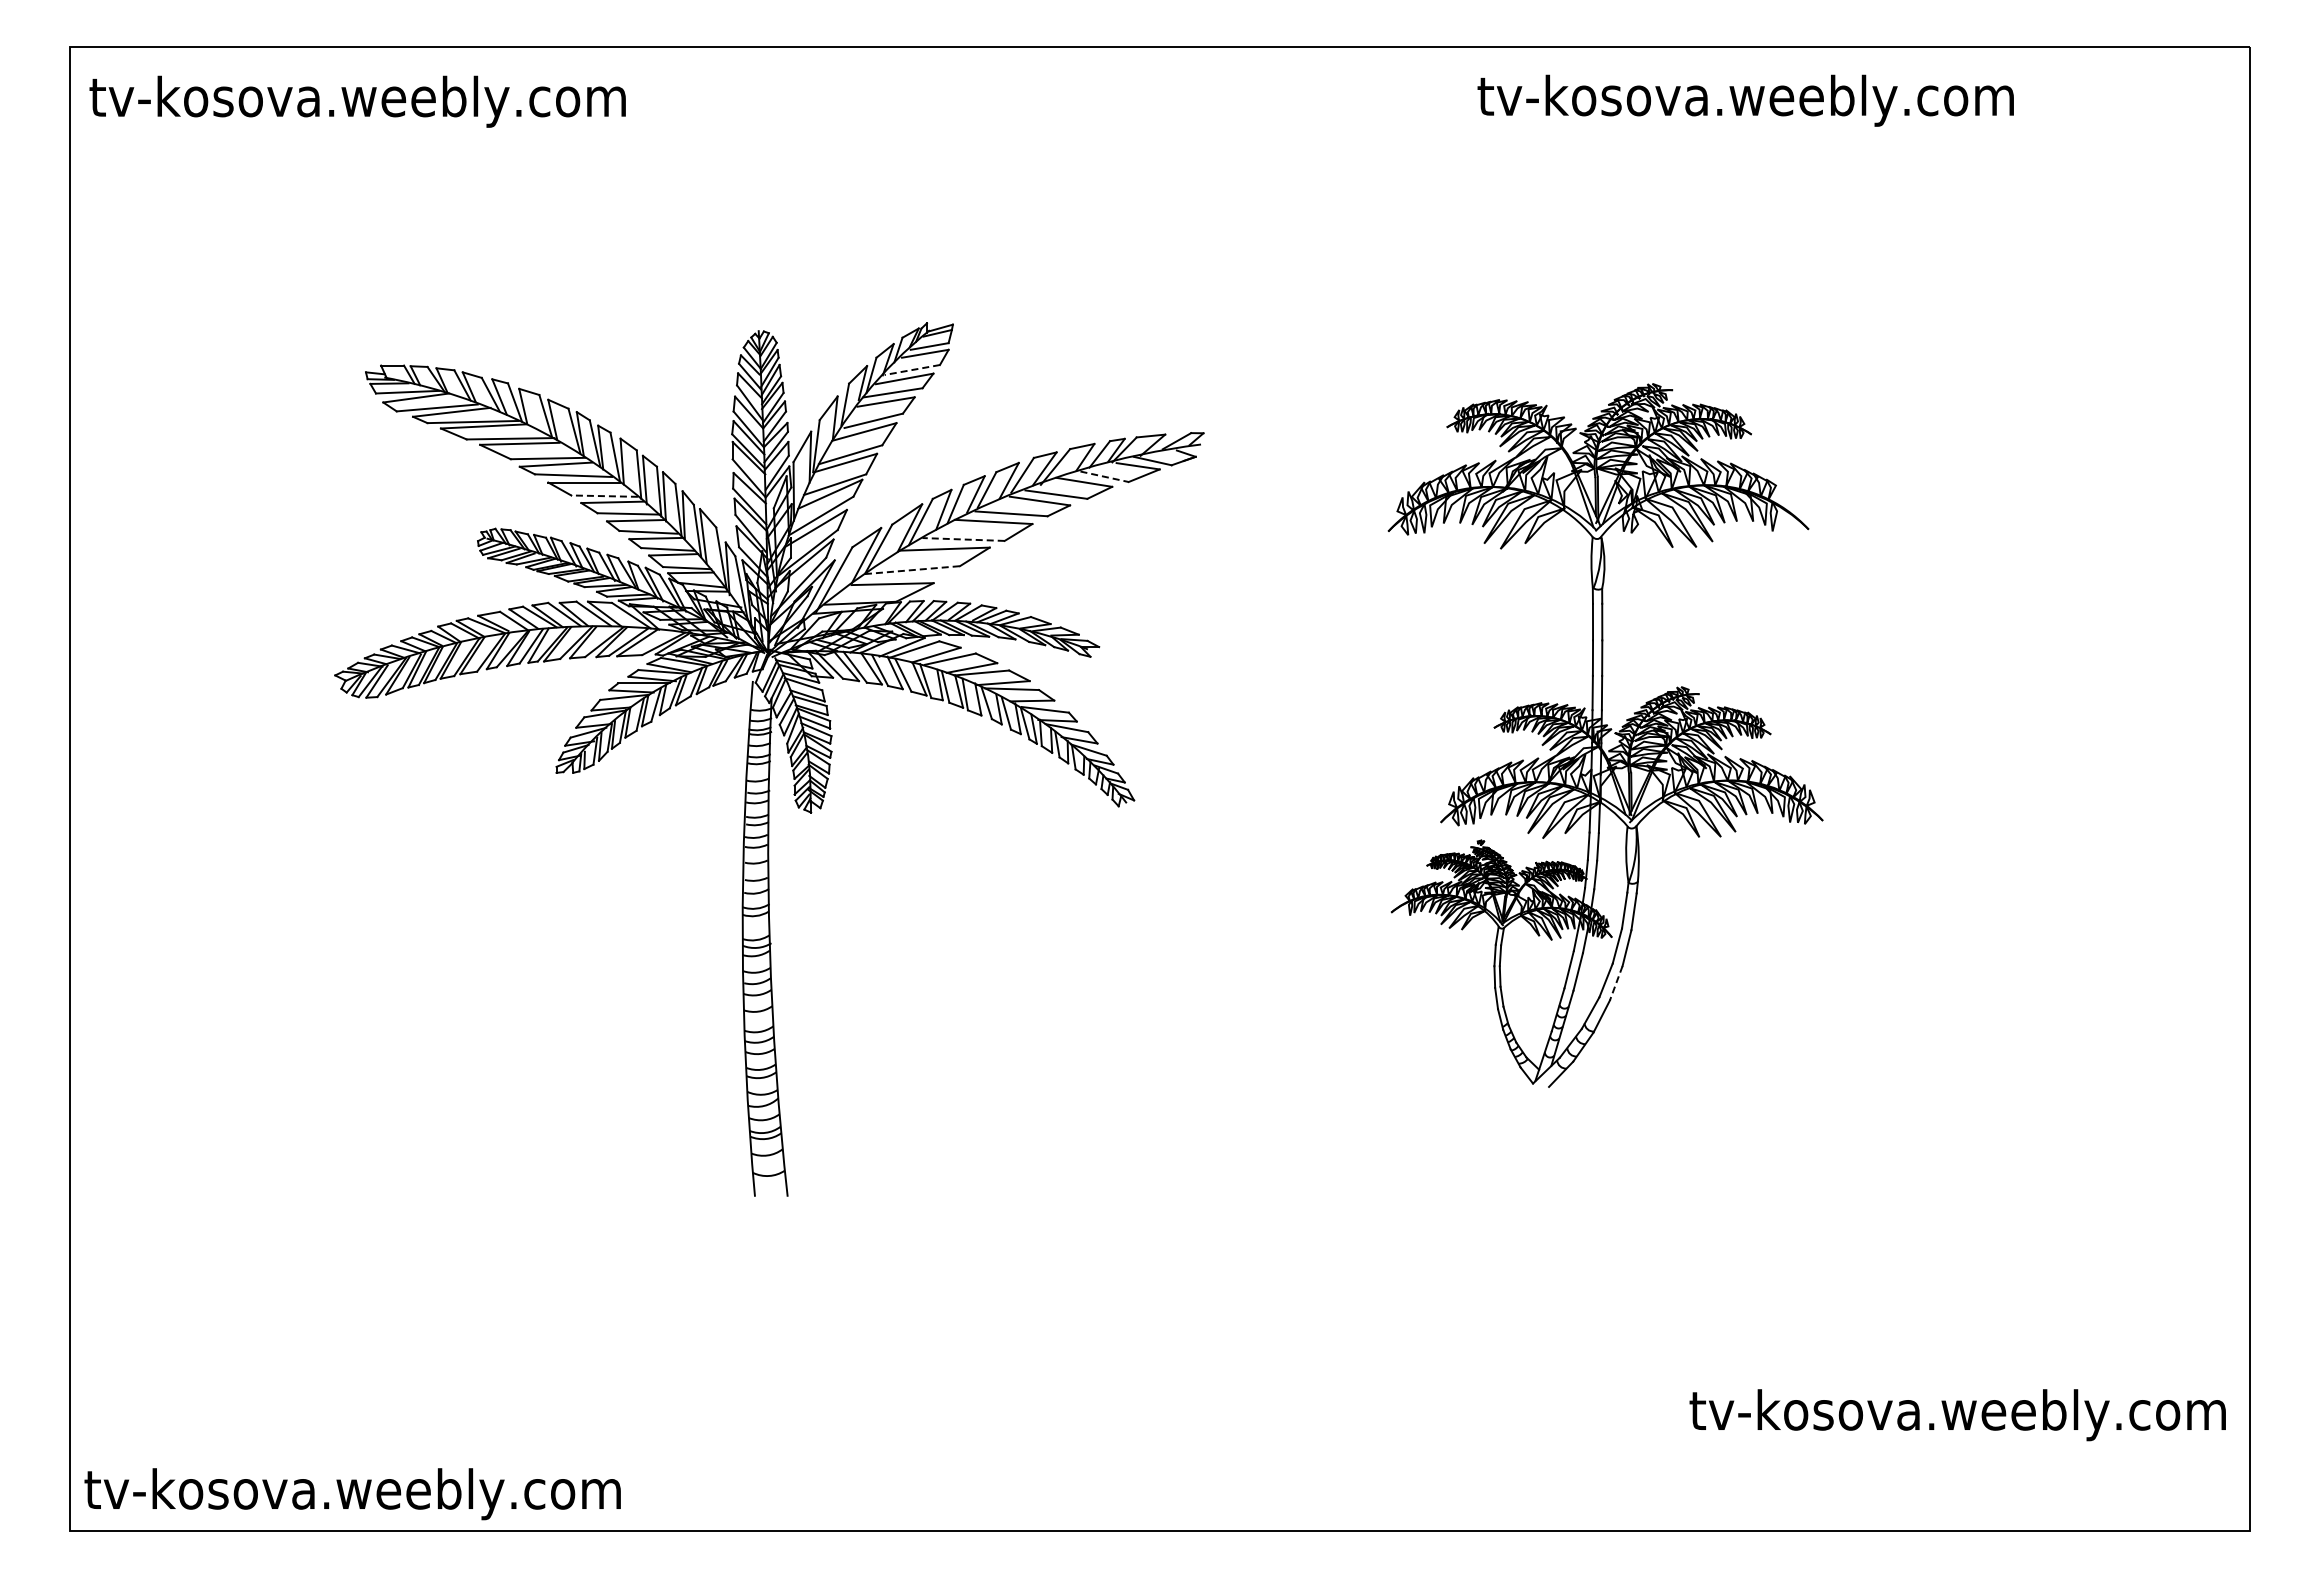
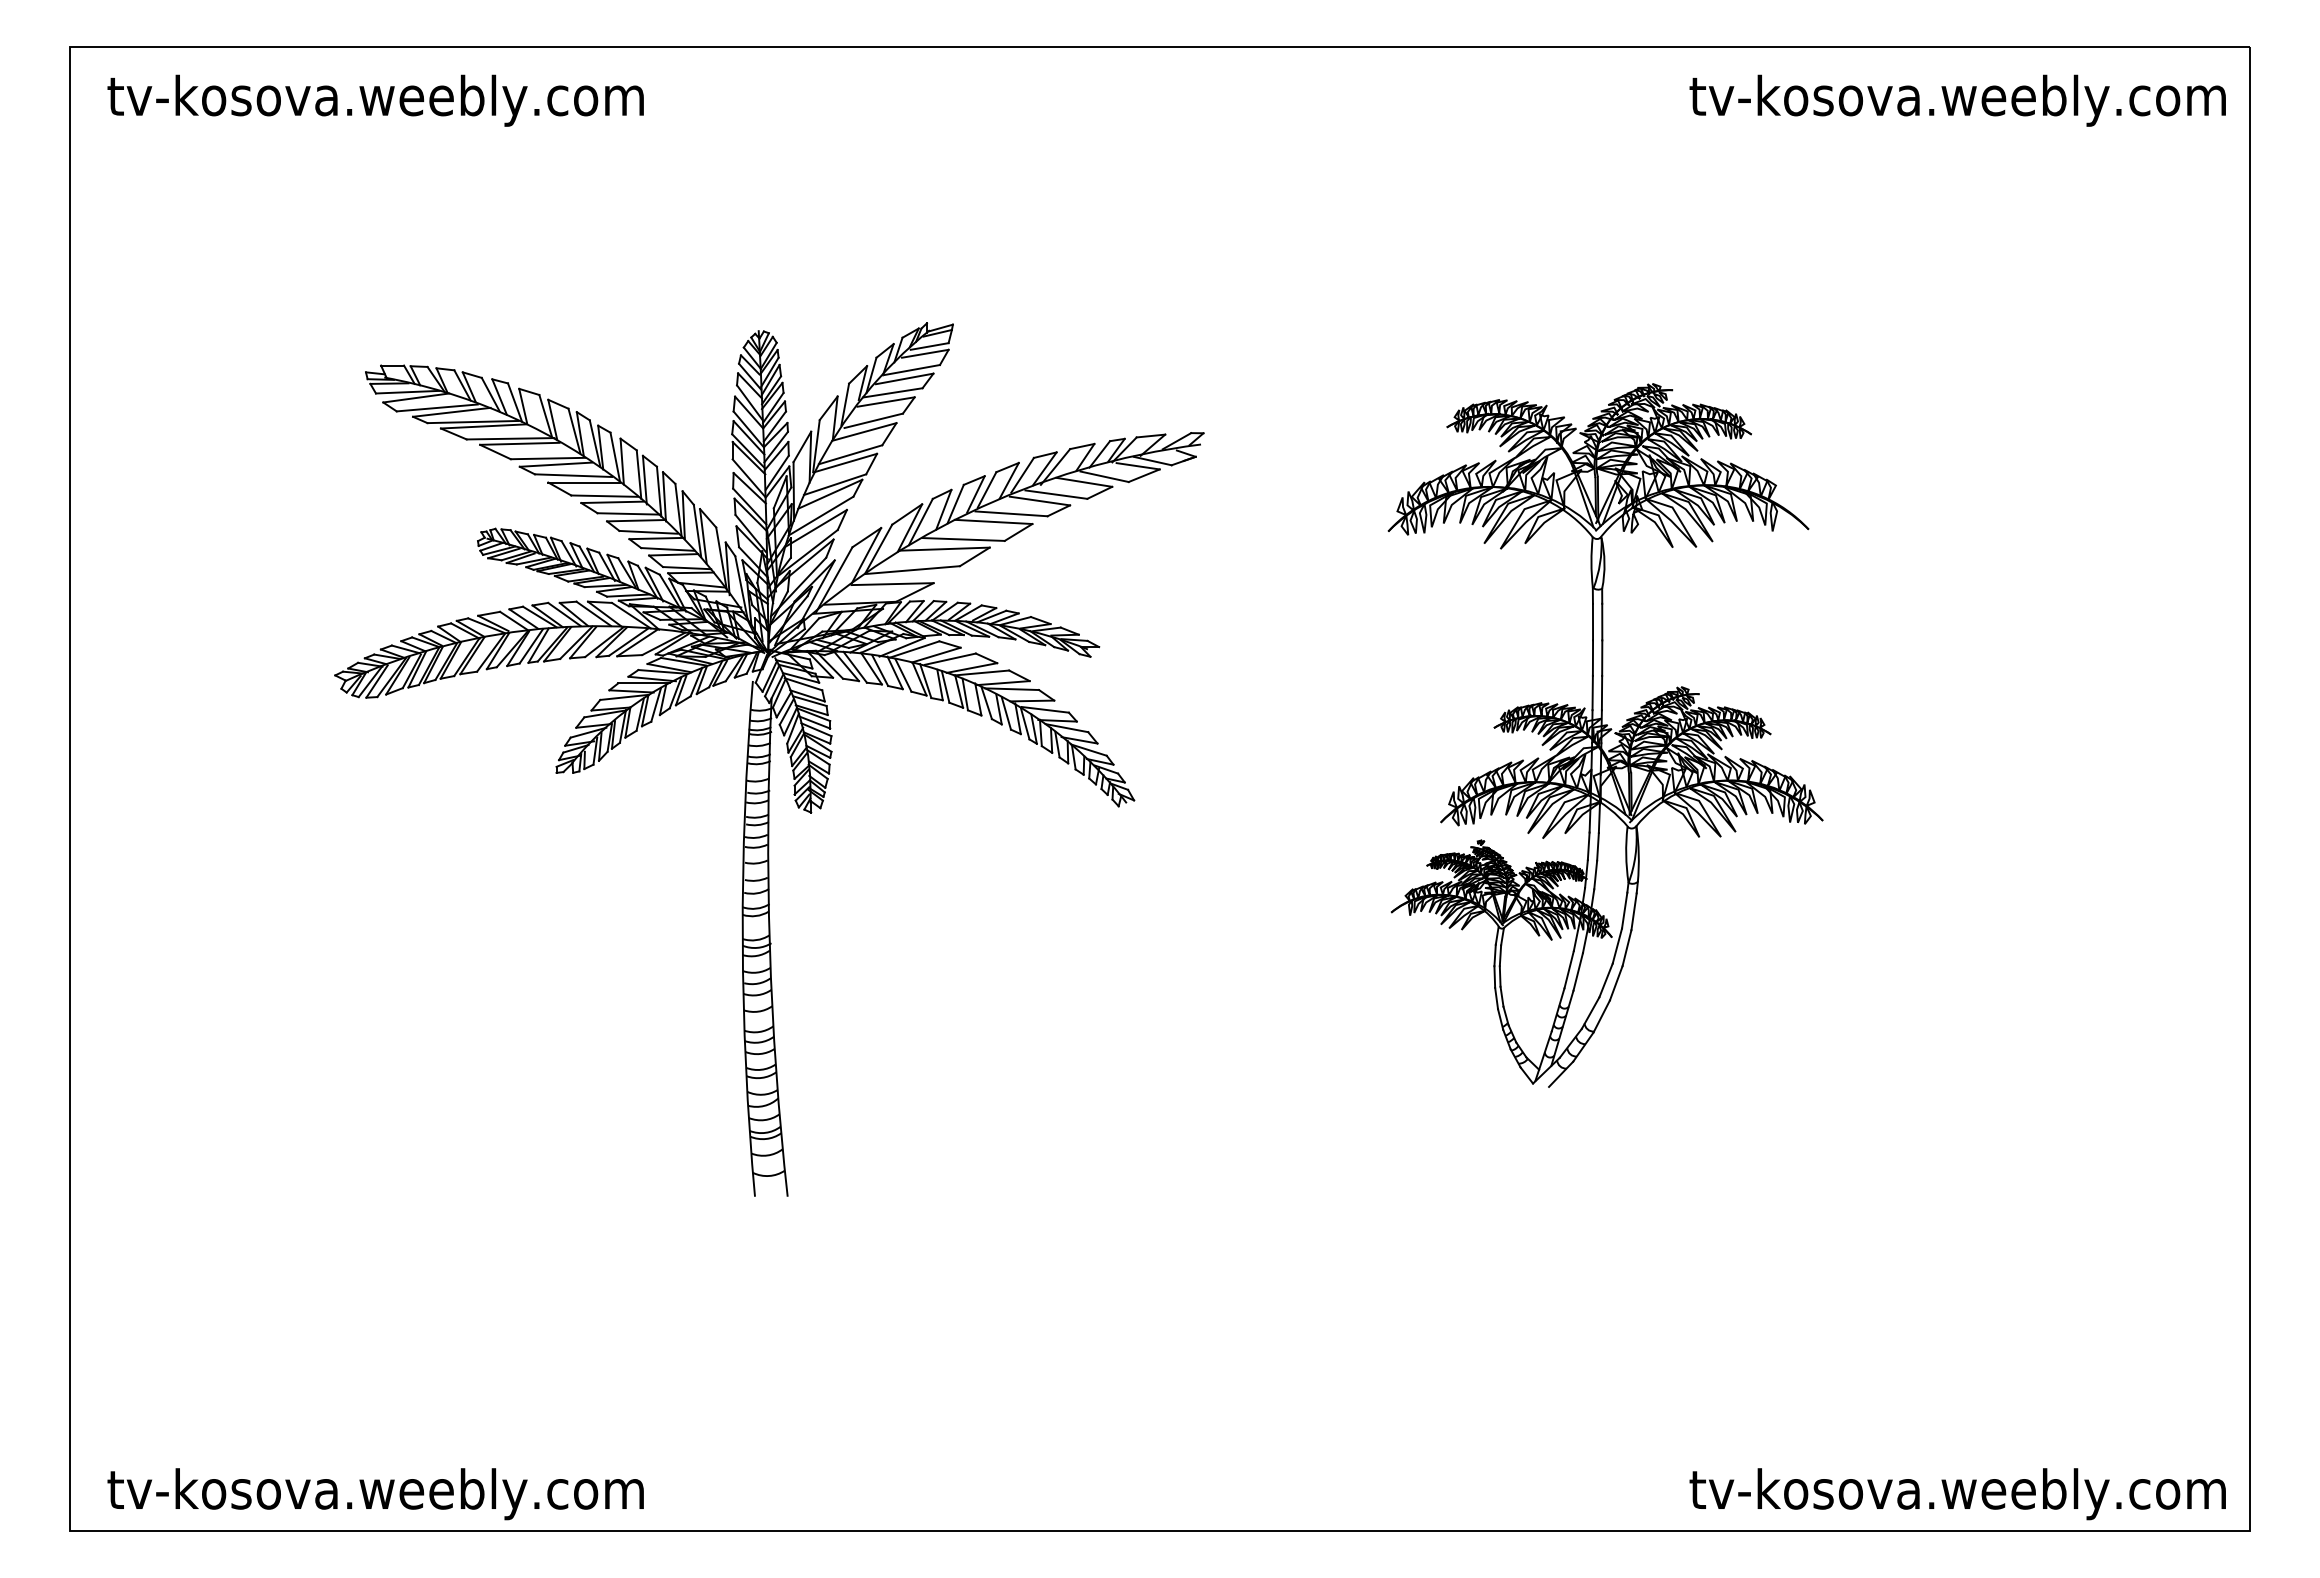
text position: (1745, 100) -> (1957, 100) (1957, 100)
text position: (357, 101) -> (375, 100) (375, 100)
line: dashed -> solid (911, 370)
line: dashed -> solid (1104, 476)
line: dashed -> solid (604, 496)
line: dashed -> solid (963, 539)
line: dashed -> solid (912, 570)
line: dashed -> solid (1616, 983)
text position: (1957, 1415) -> (1957, 1494) (1957, 1494)
text position: (352, 1494) -> (375, 1494) (375, 1494)
